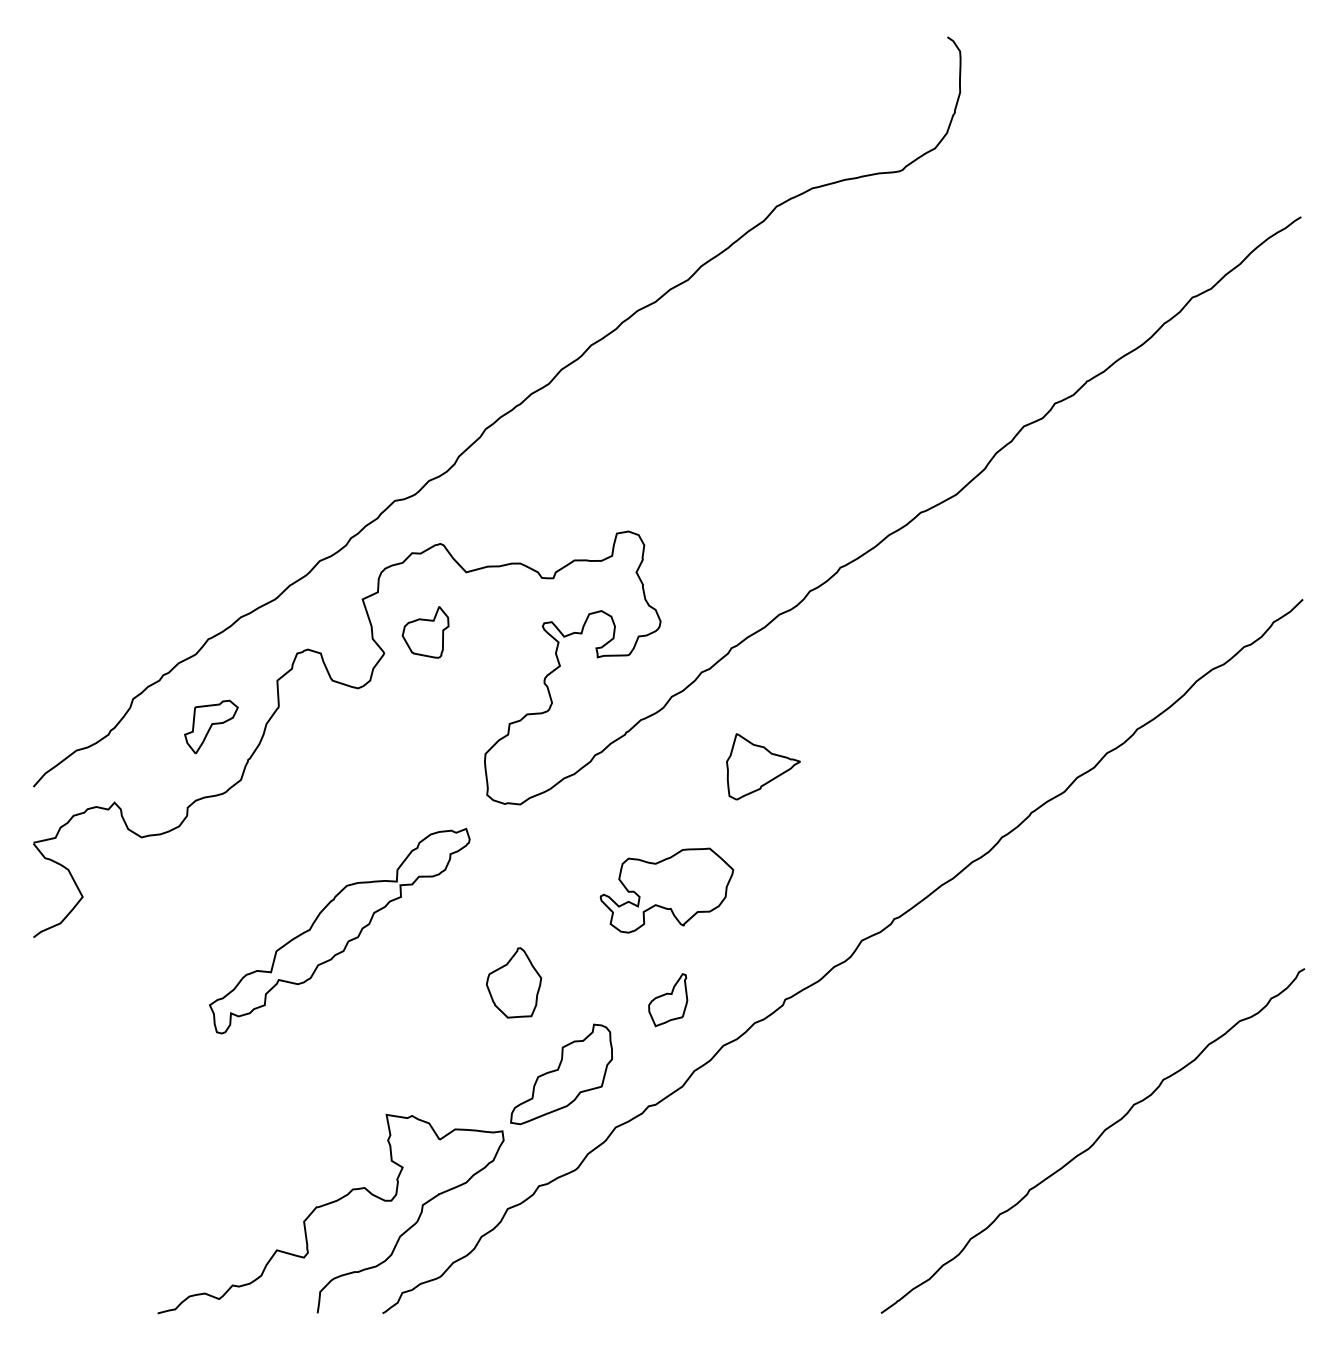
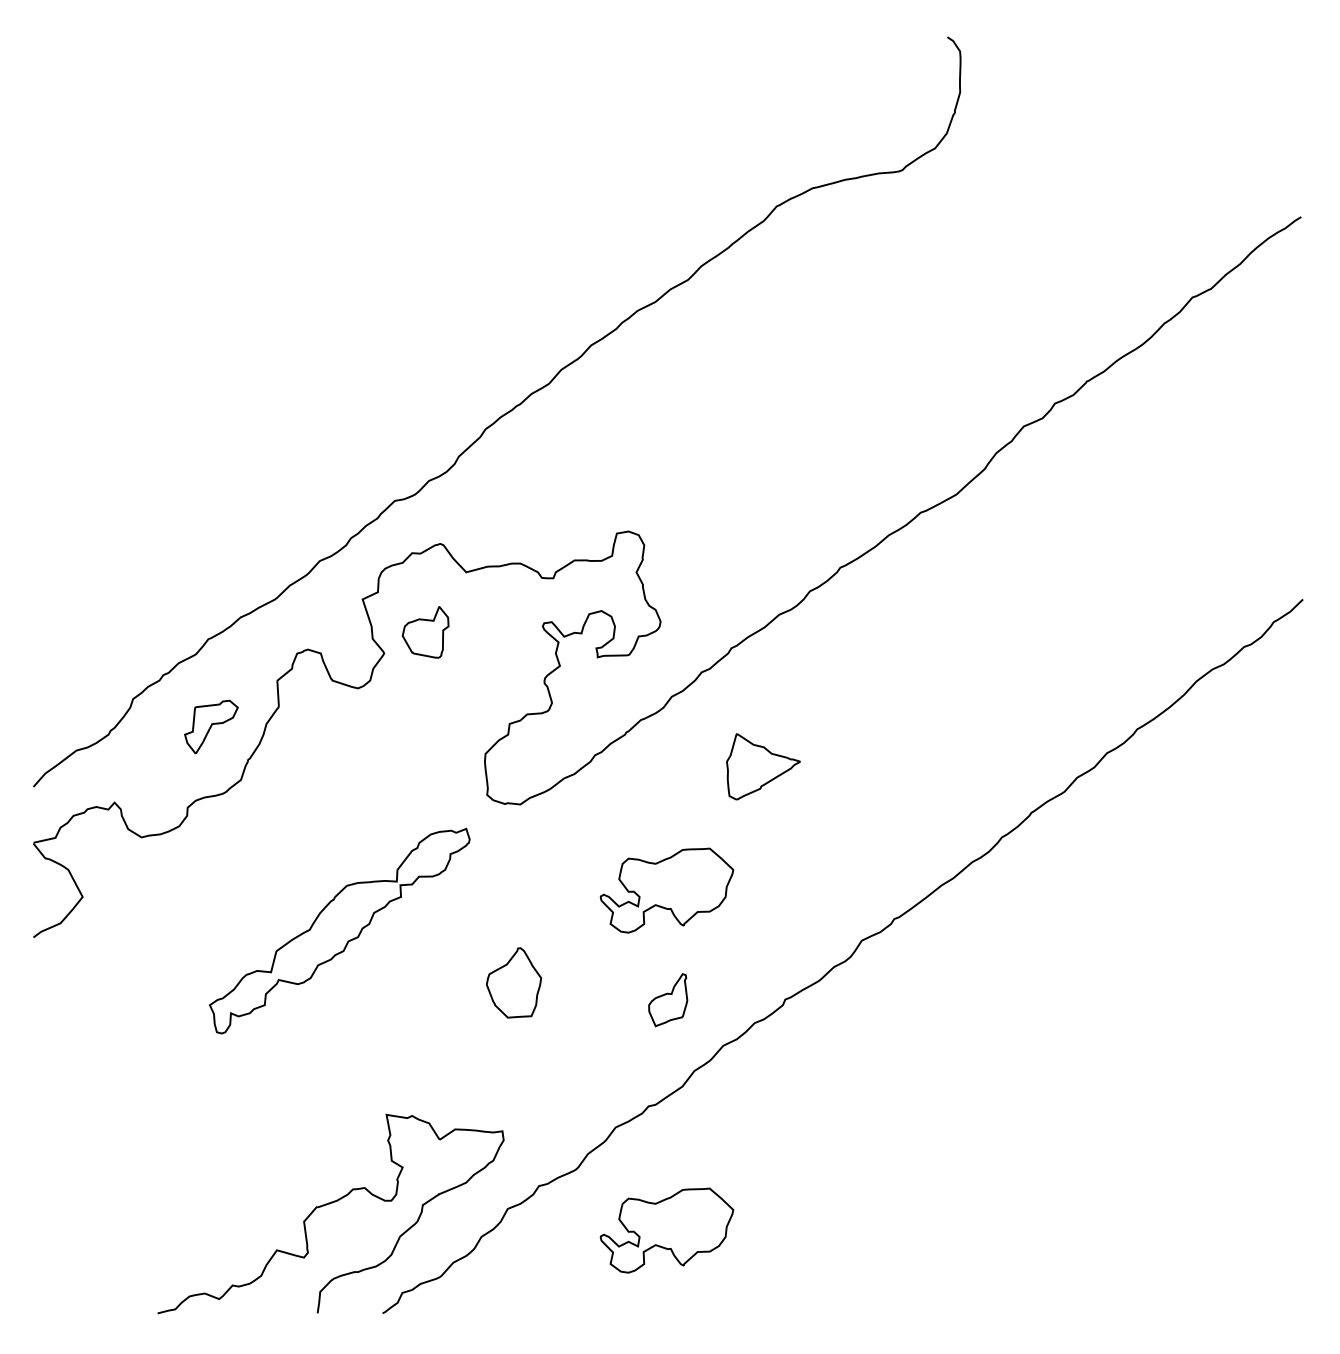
part: present -> none (561, 1074)
curve: present -> none (1094, 1141)
part: none -> present (666, 1230)
